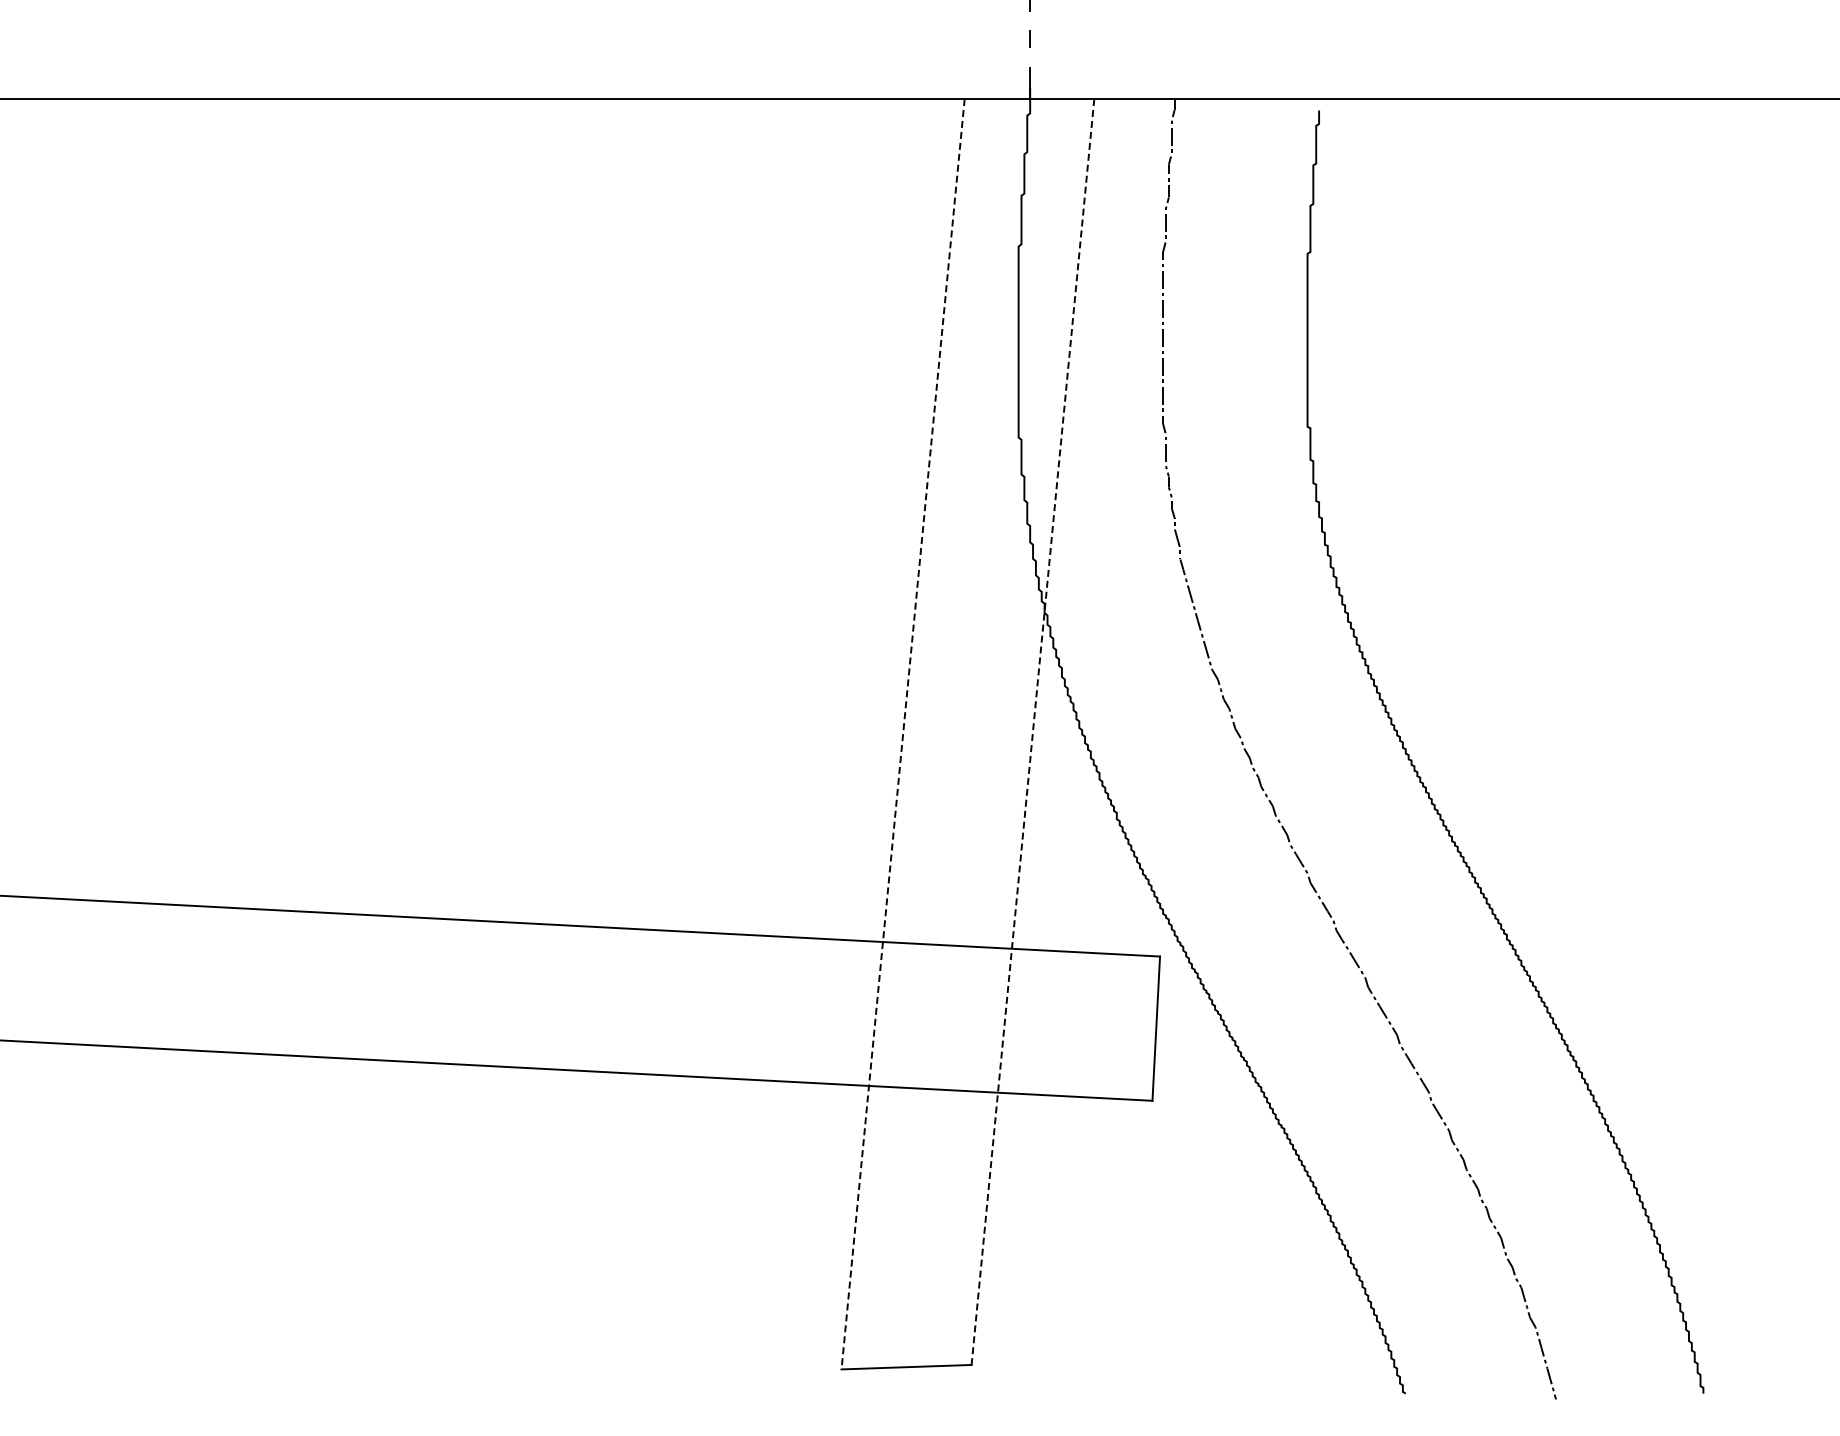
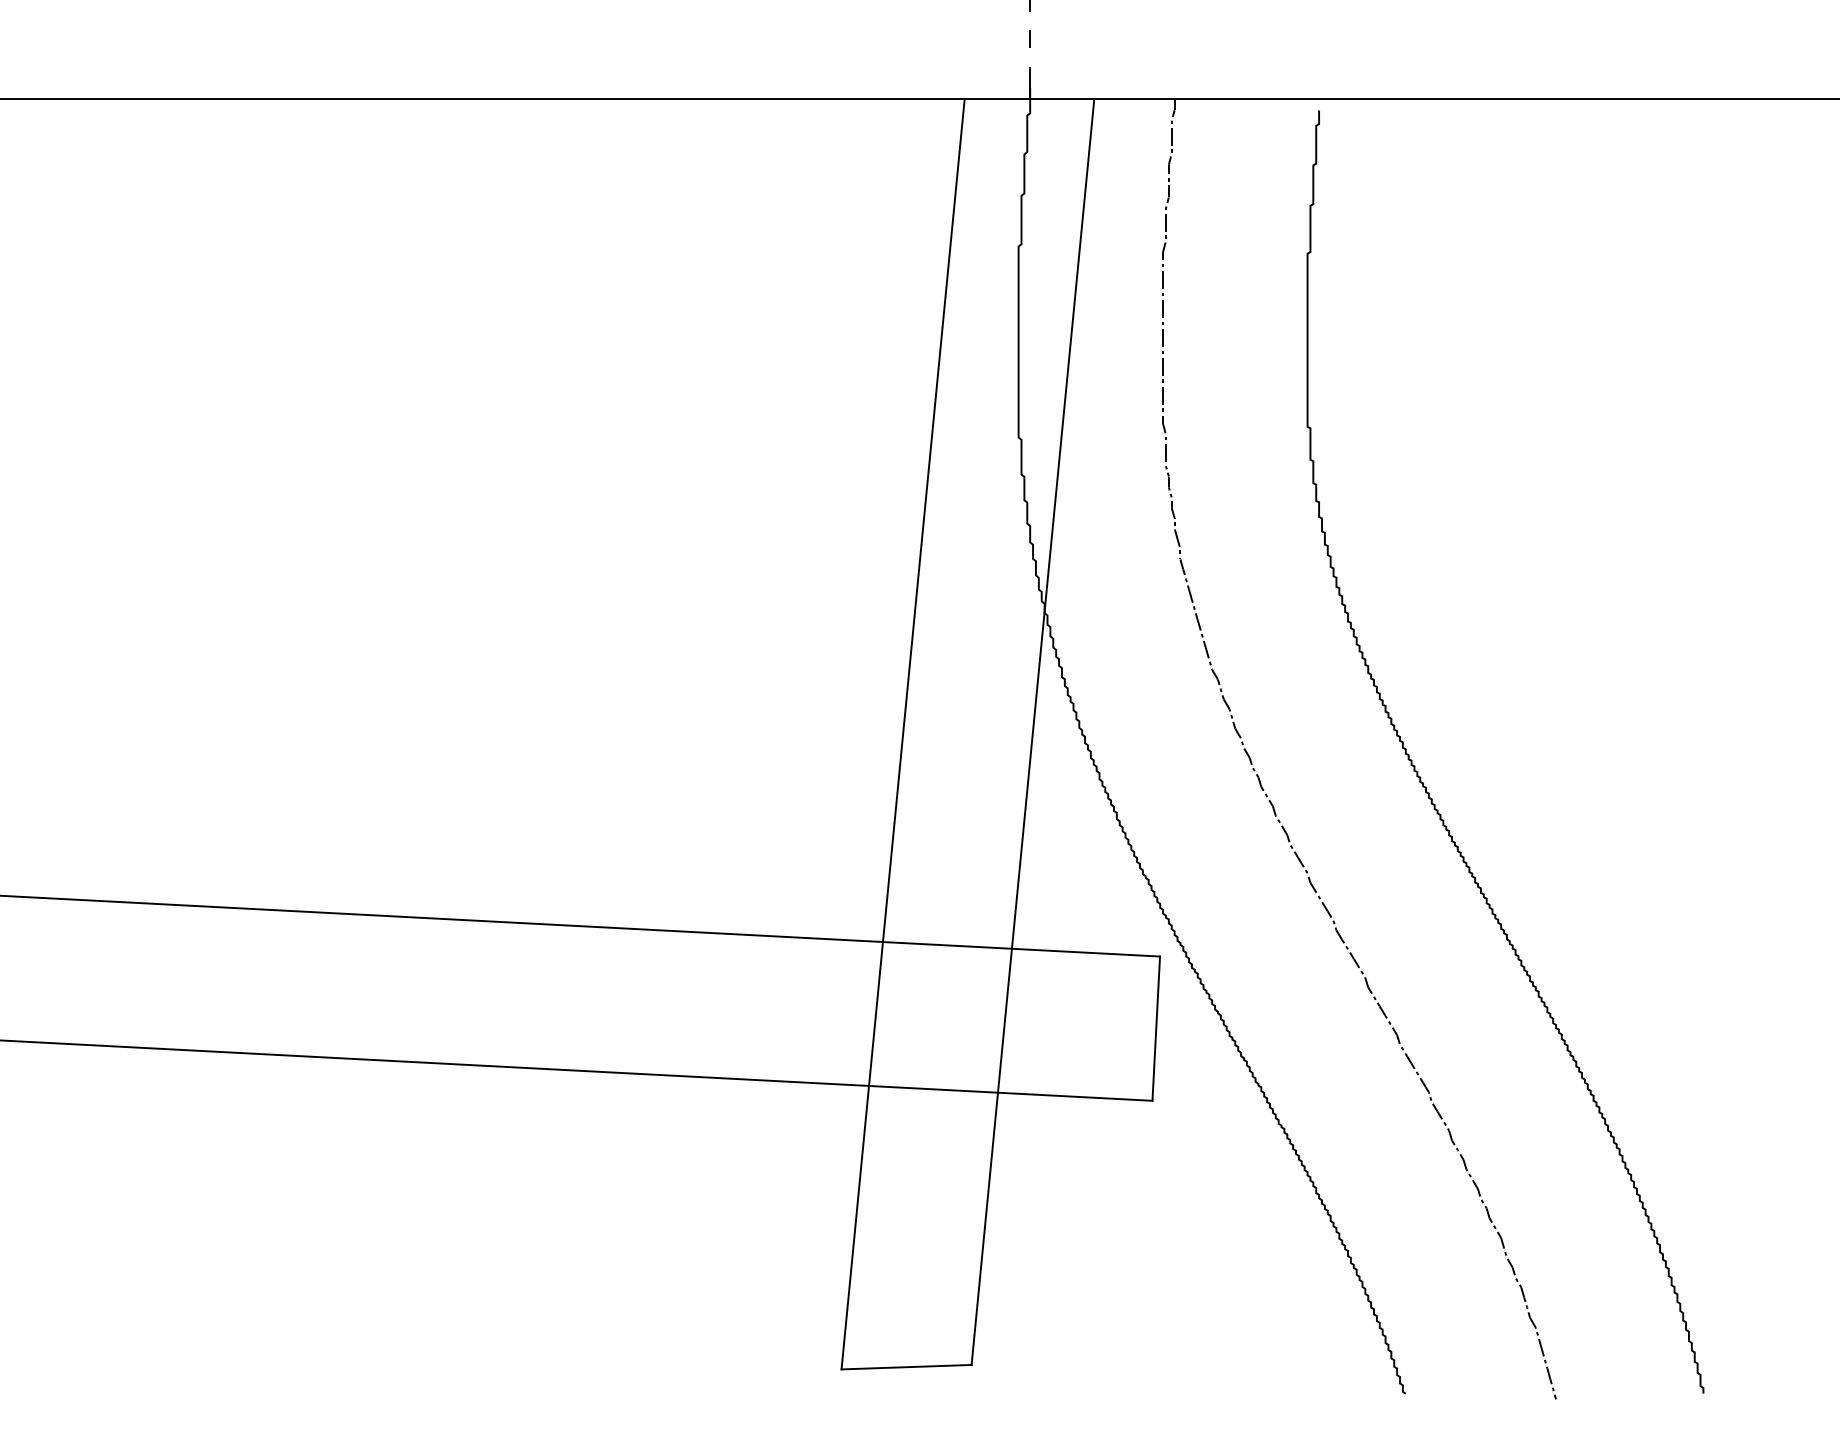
line: dashed -> solid (1032, 732)
line: dashed -> solid (903, 734)
